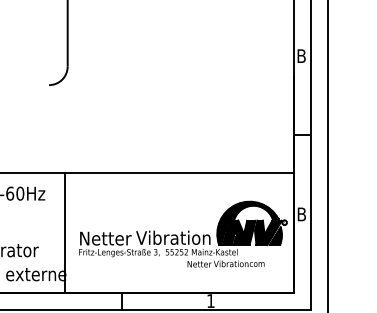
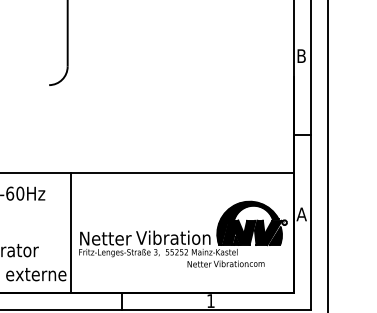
text: B -> A (301, 214)
line position: (64, 233) -> (70, 233) (70, 233)
